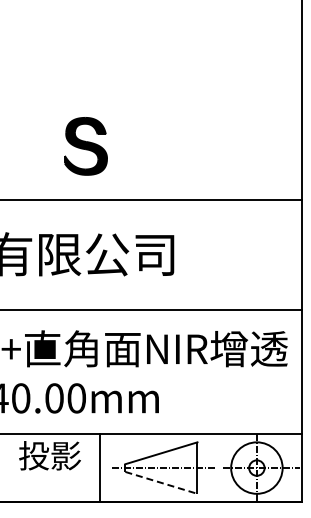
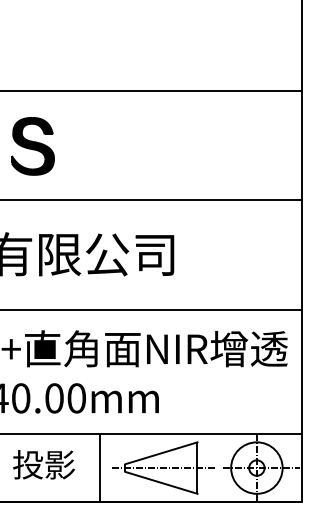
line: none -> present (151, 90)
part position: (85, 146) -> (32, 146) (32, 146)
text position: (49, 455) -> (43, 464) (43, 464)
line: dashed -> solid (161, 482)
